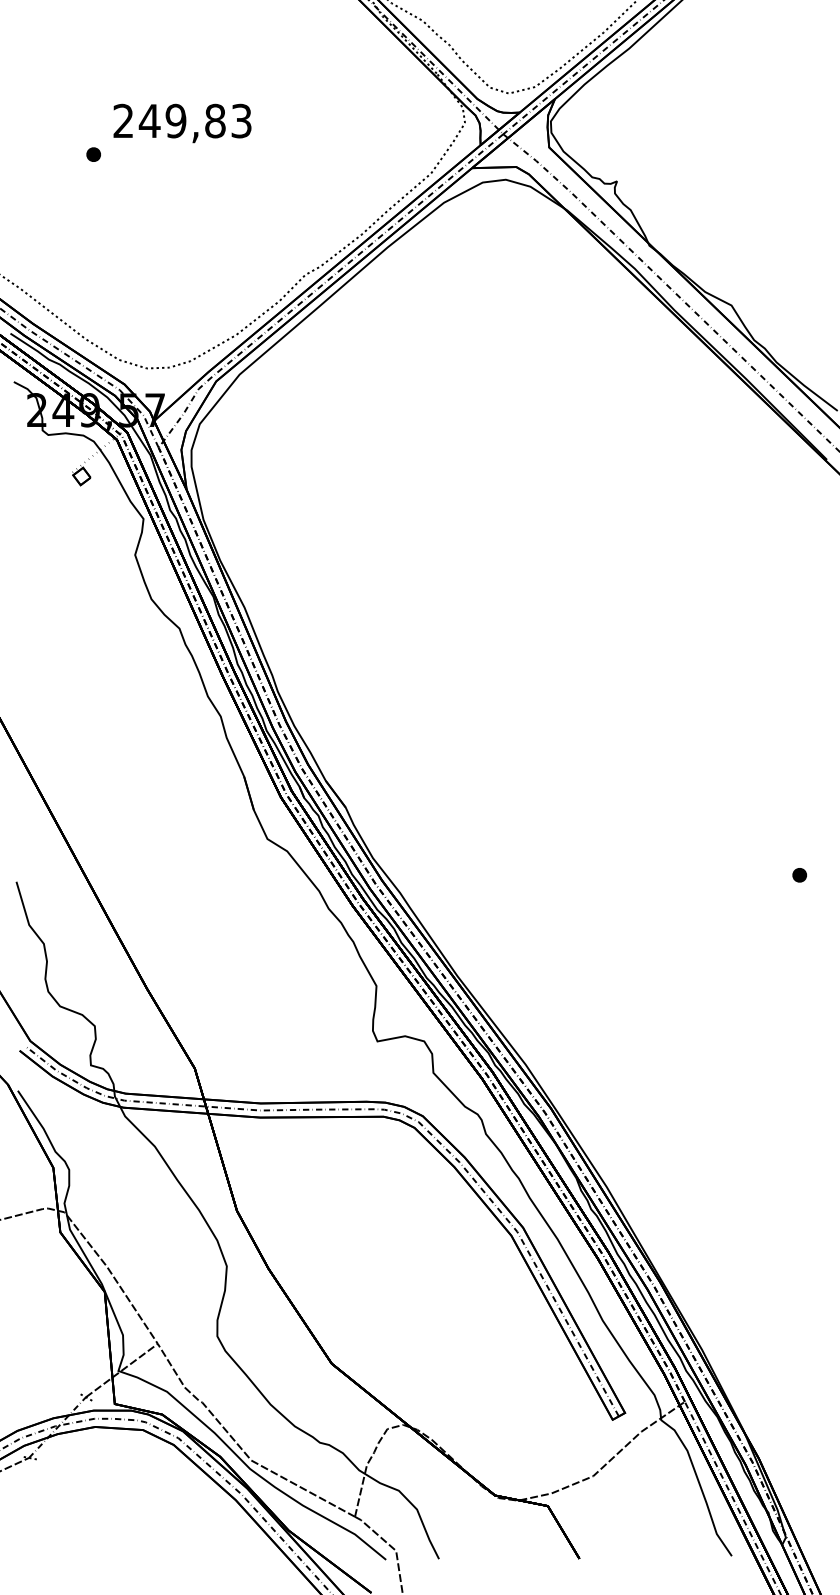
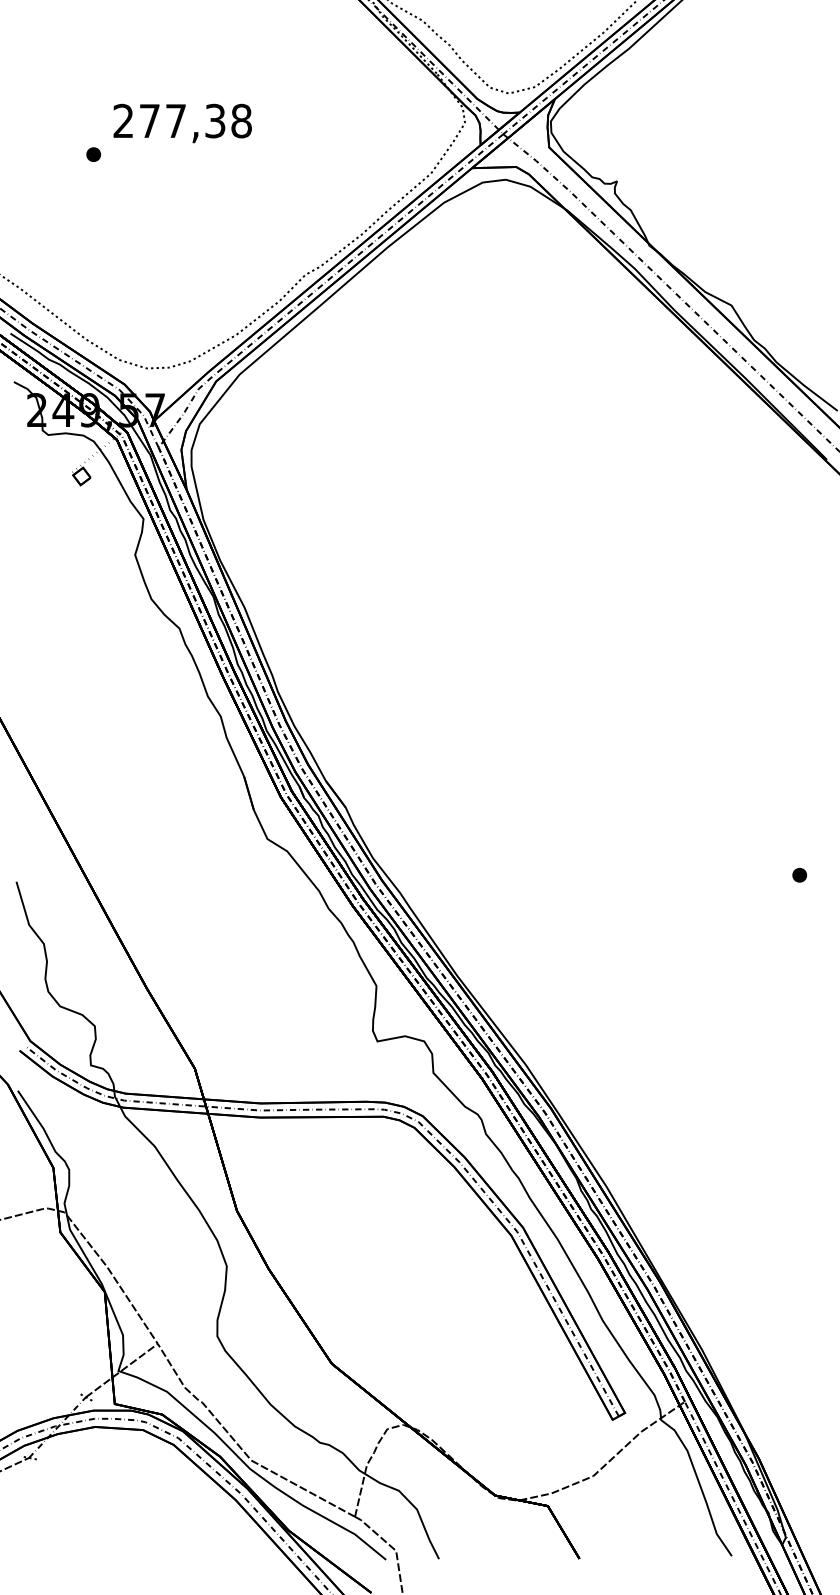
text: 249,83 -> 277,38 (194, 120)
